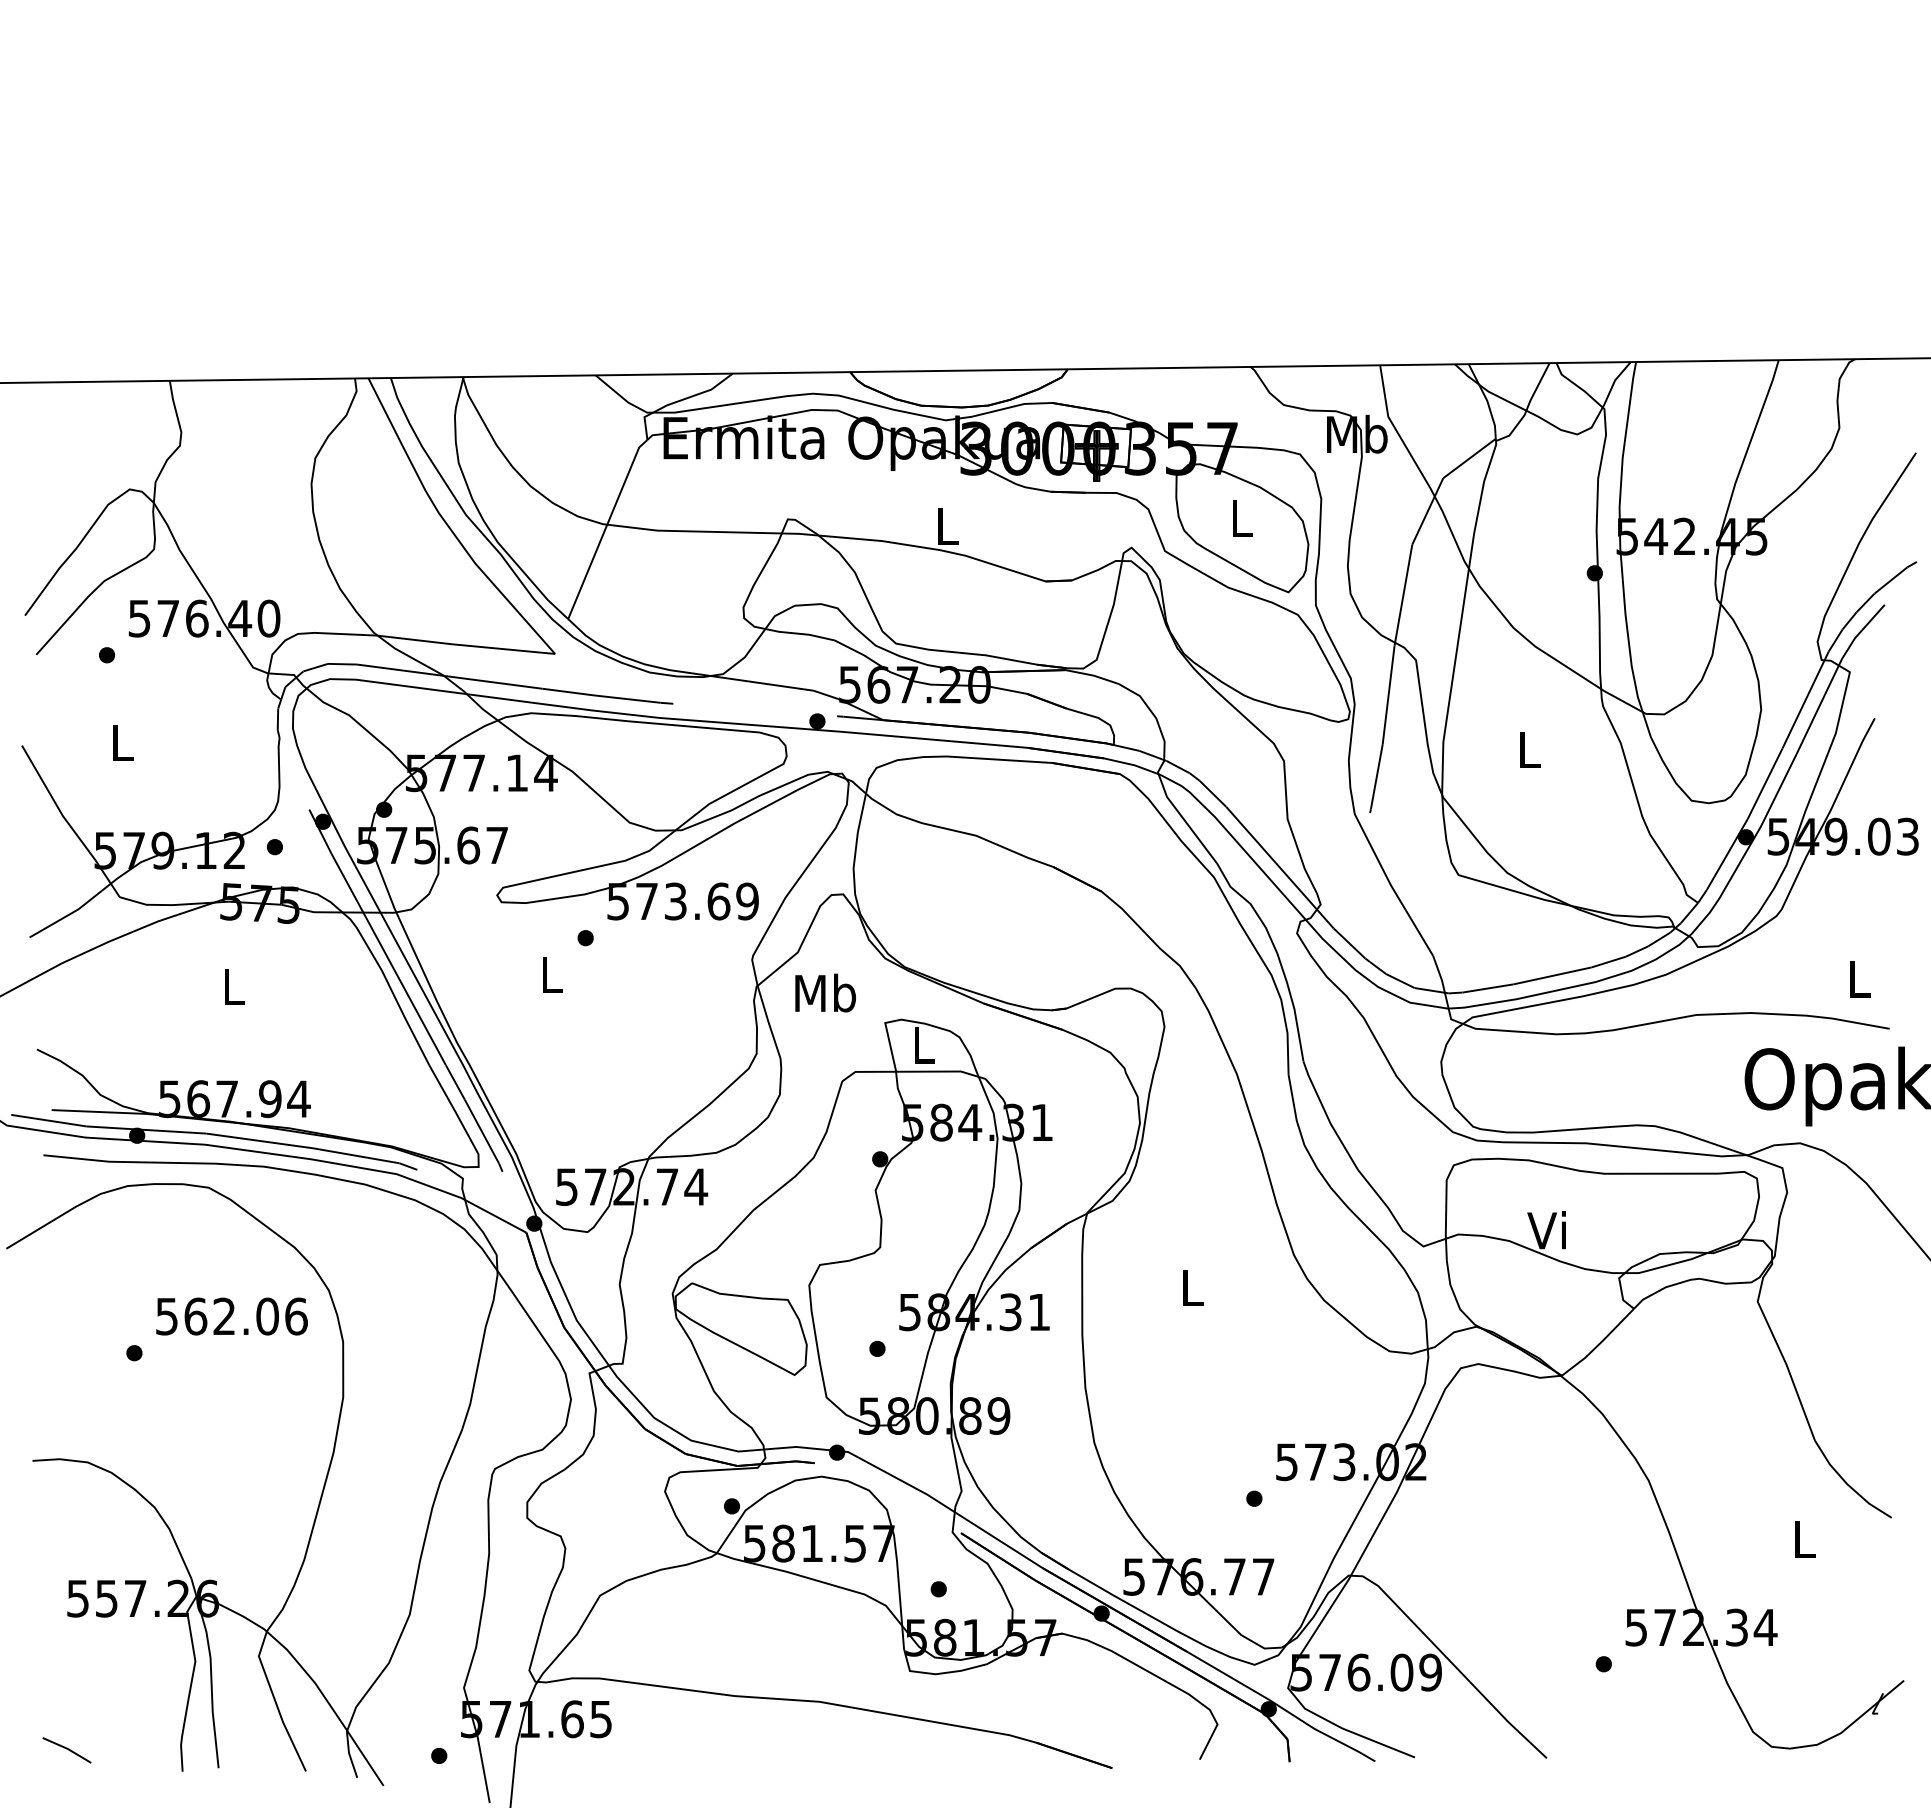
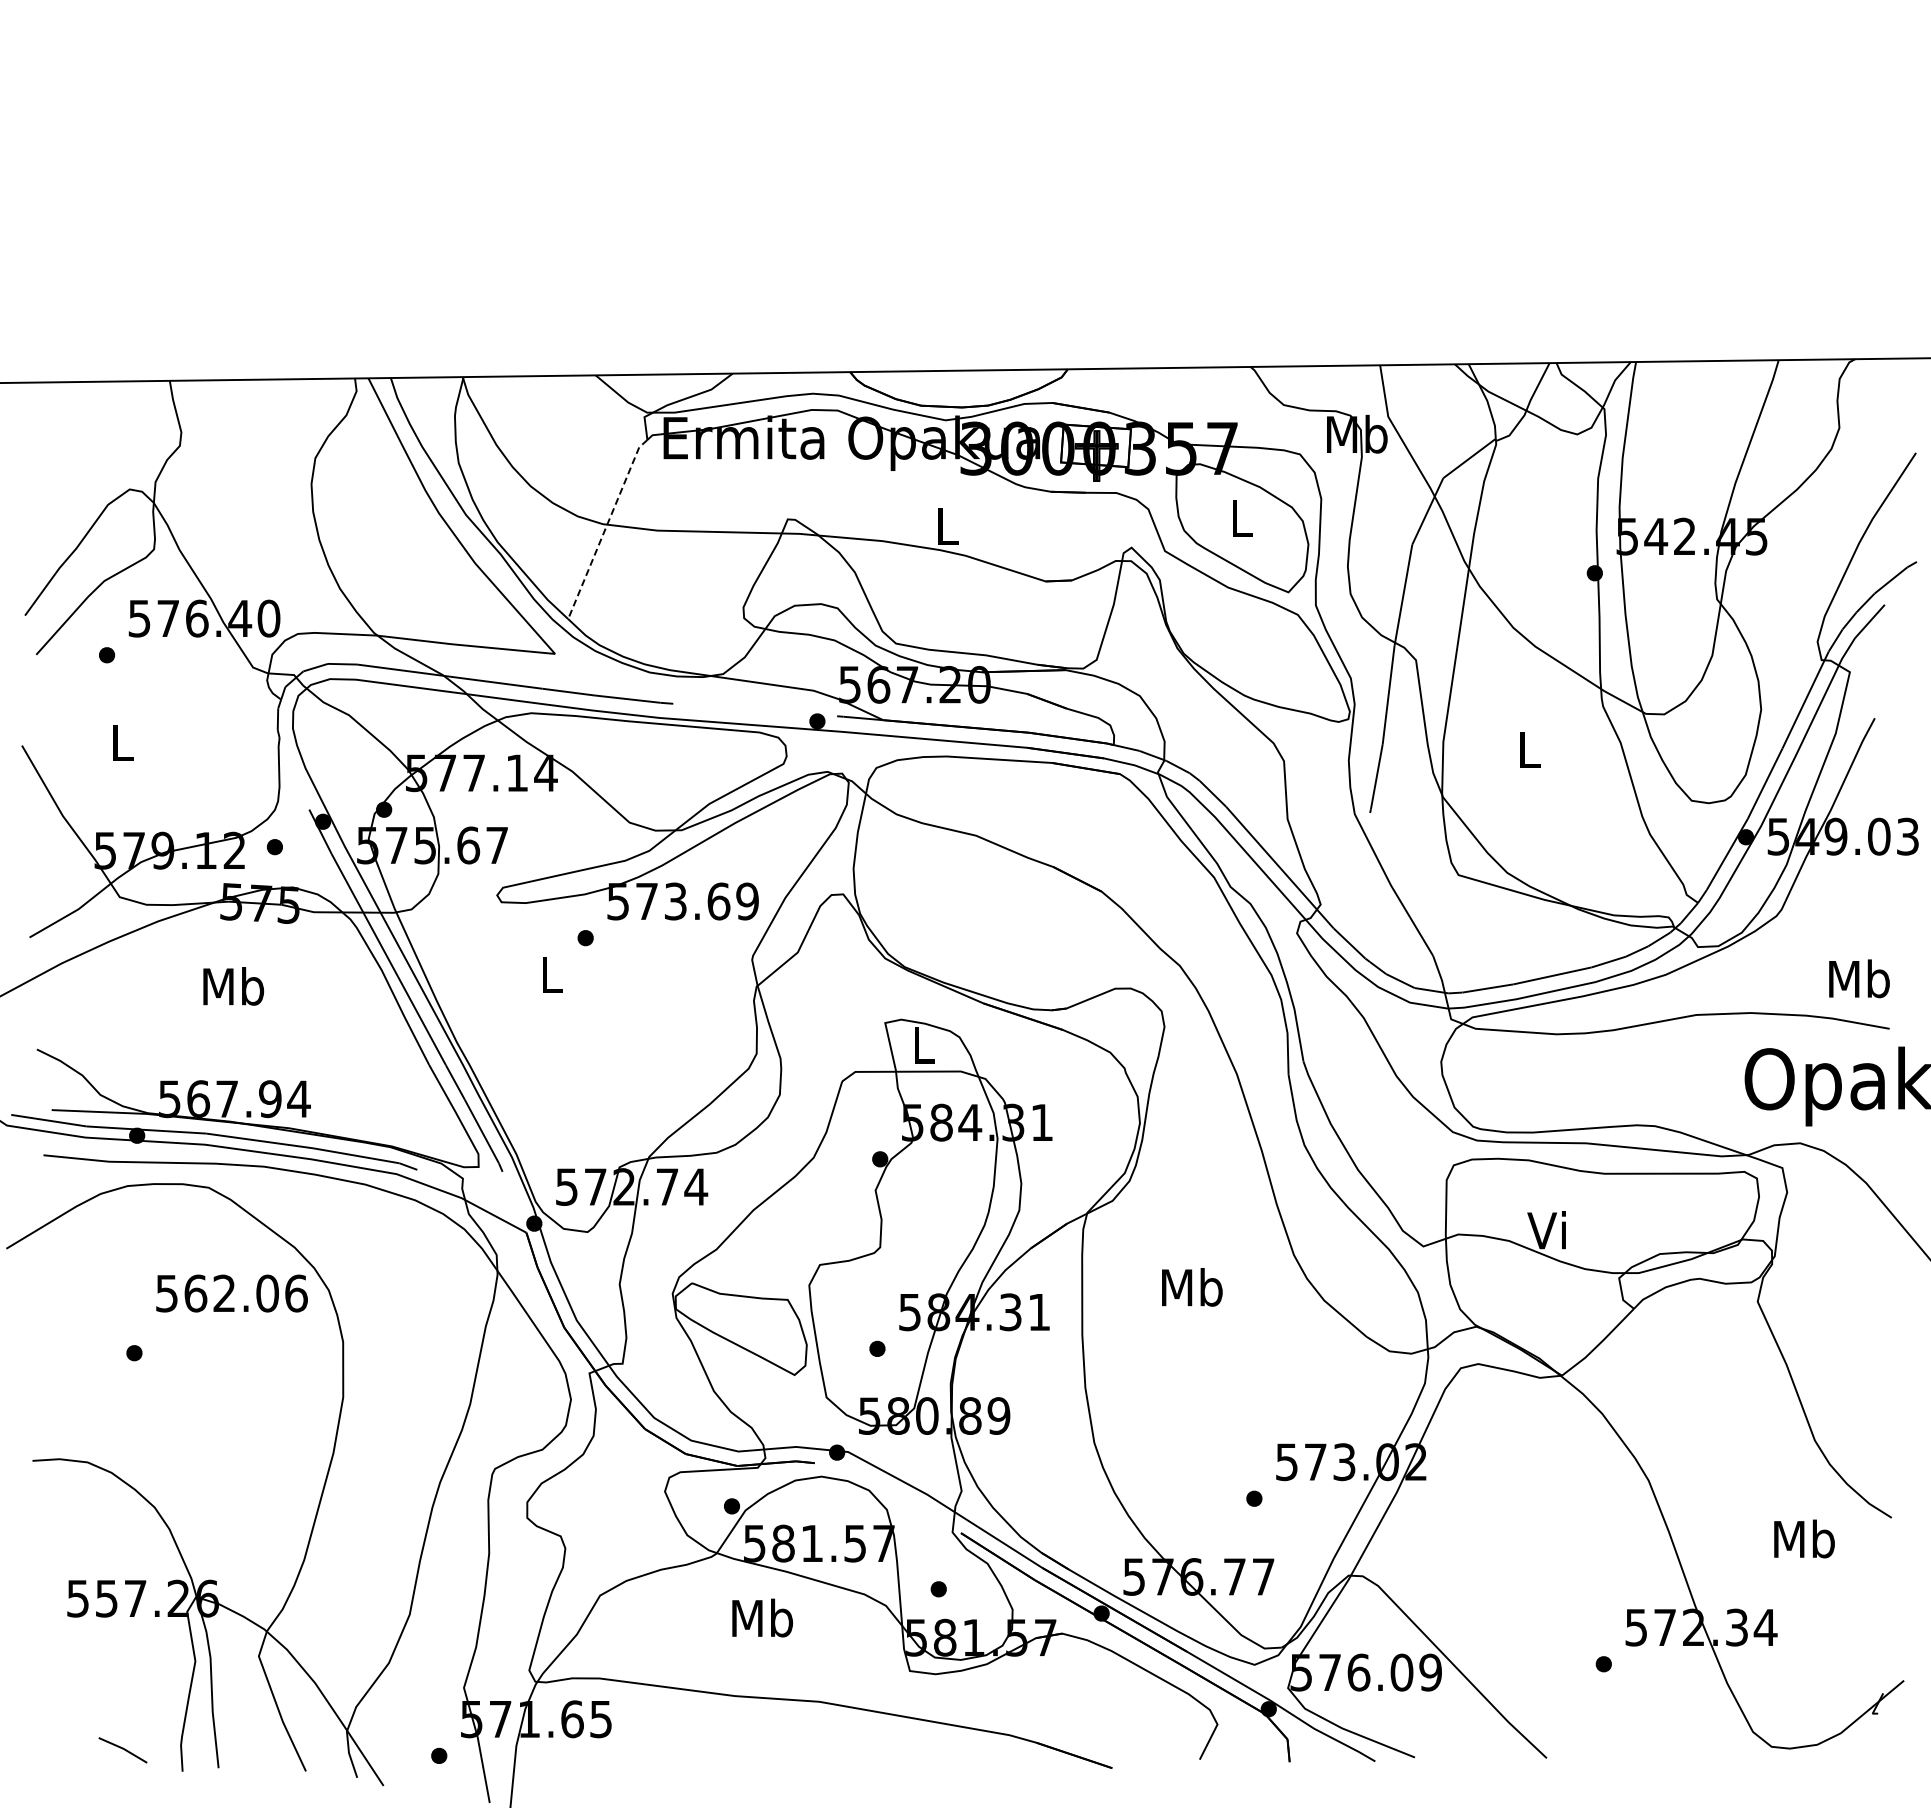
line: solid -> dashed (606, 527)
text: L -> Mb (1859, 978)
text: L -> Mb (233, 986)
text position: (825, 992) -> (762, 1617) (762, 1617)
text: L -> Mb (1192, 1287)
text position: (231, 1316) -> (231, 1293) (231, 1293)
text: L -> Mb (1804, 1538)
line position: (66, 1749) -> (122, 1749) (122, 1749)
